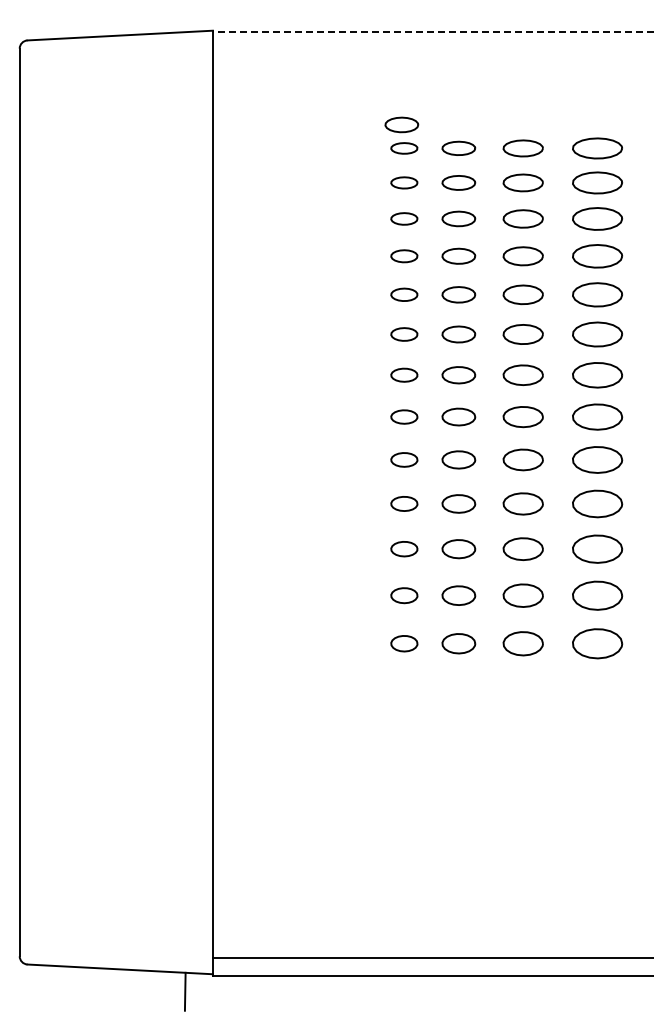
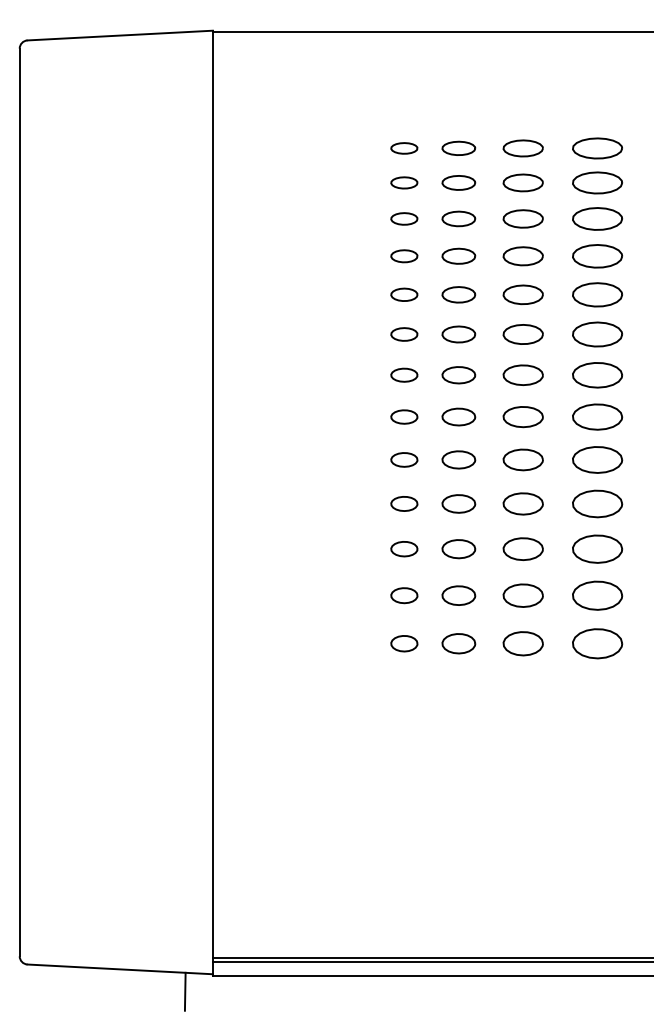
line: dashed -> solid (432, 32)
part: present -> none (401, 124)
line: none -> present (431, 961)
